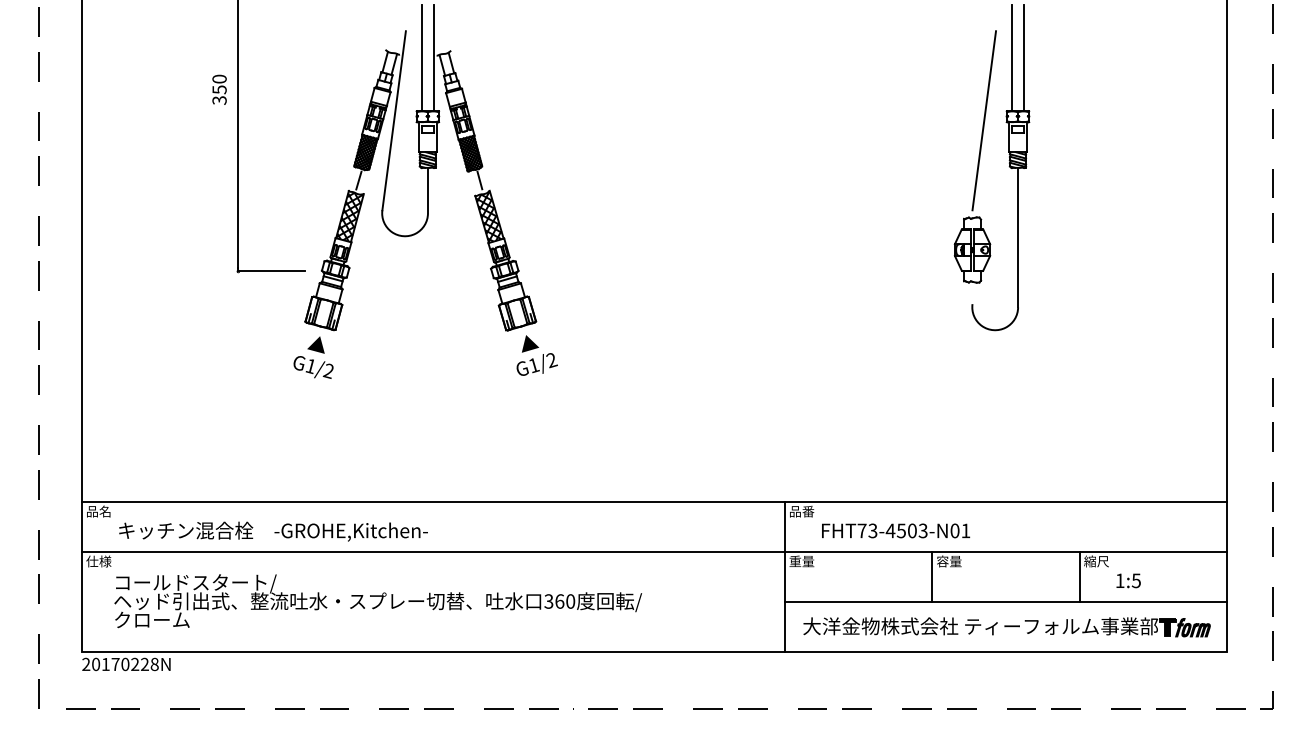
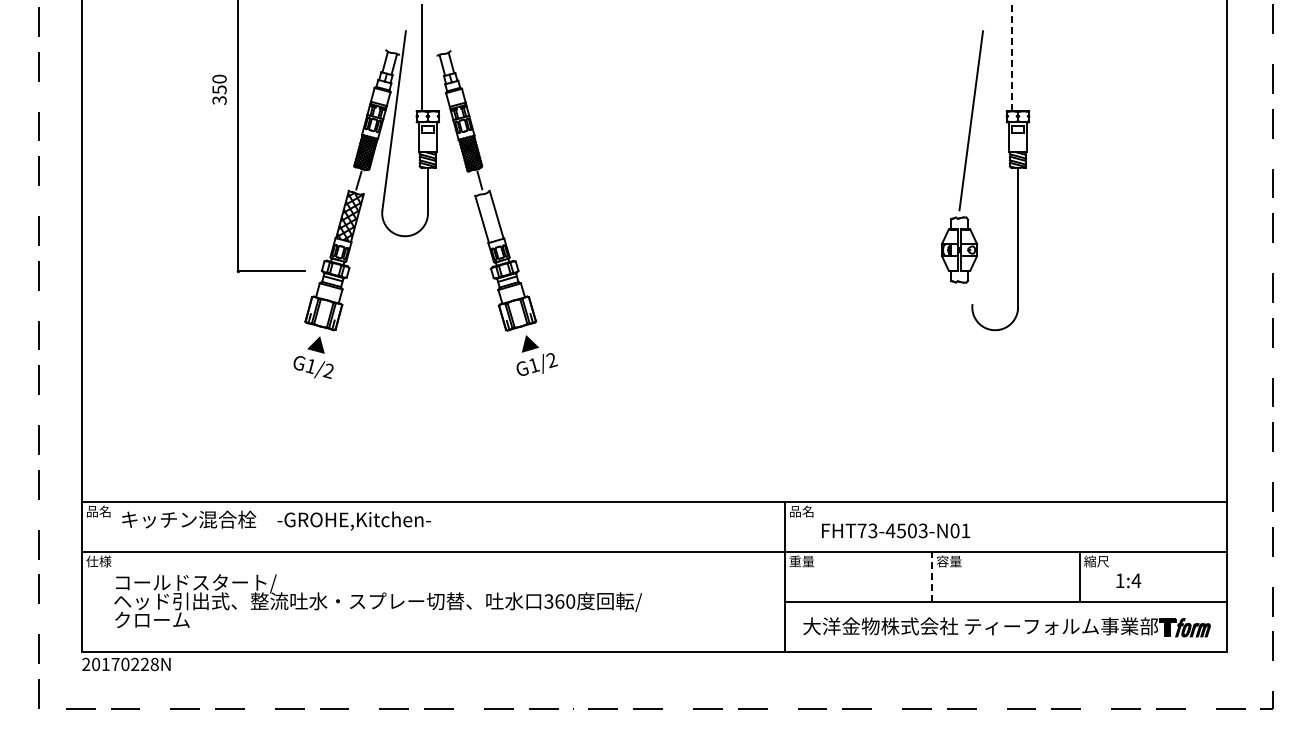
line: present -> none (433, 58)
line: solid -> dashed (1012, 58)
line: present -> none (1024, 58)
part position: (974, 156) -> (961, 156) (961, 156)
hatch: present -> none (488, 216)
text: 品番 -> 品名 (808, 511)
text position: (273, 531) -> (276, 520) (276, 520)
line: solid -> dashed (932, 576)
text: 1:5 -> 1:4 (1136, 580)
